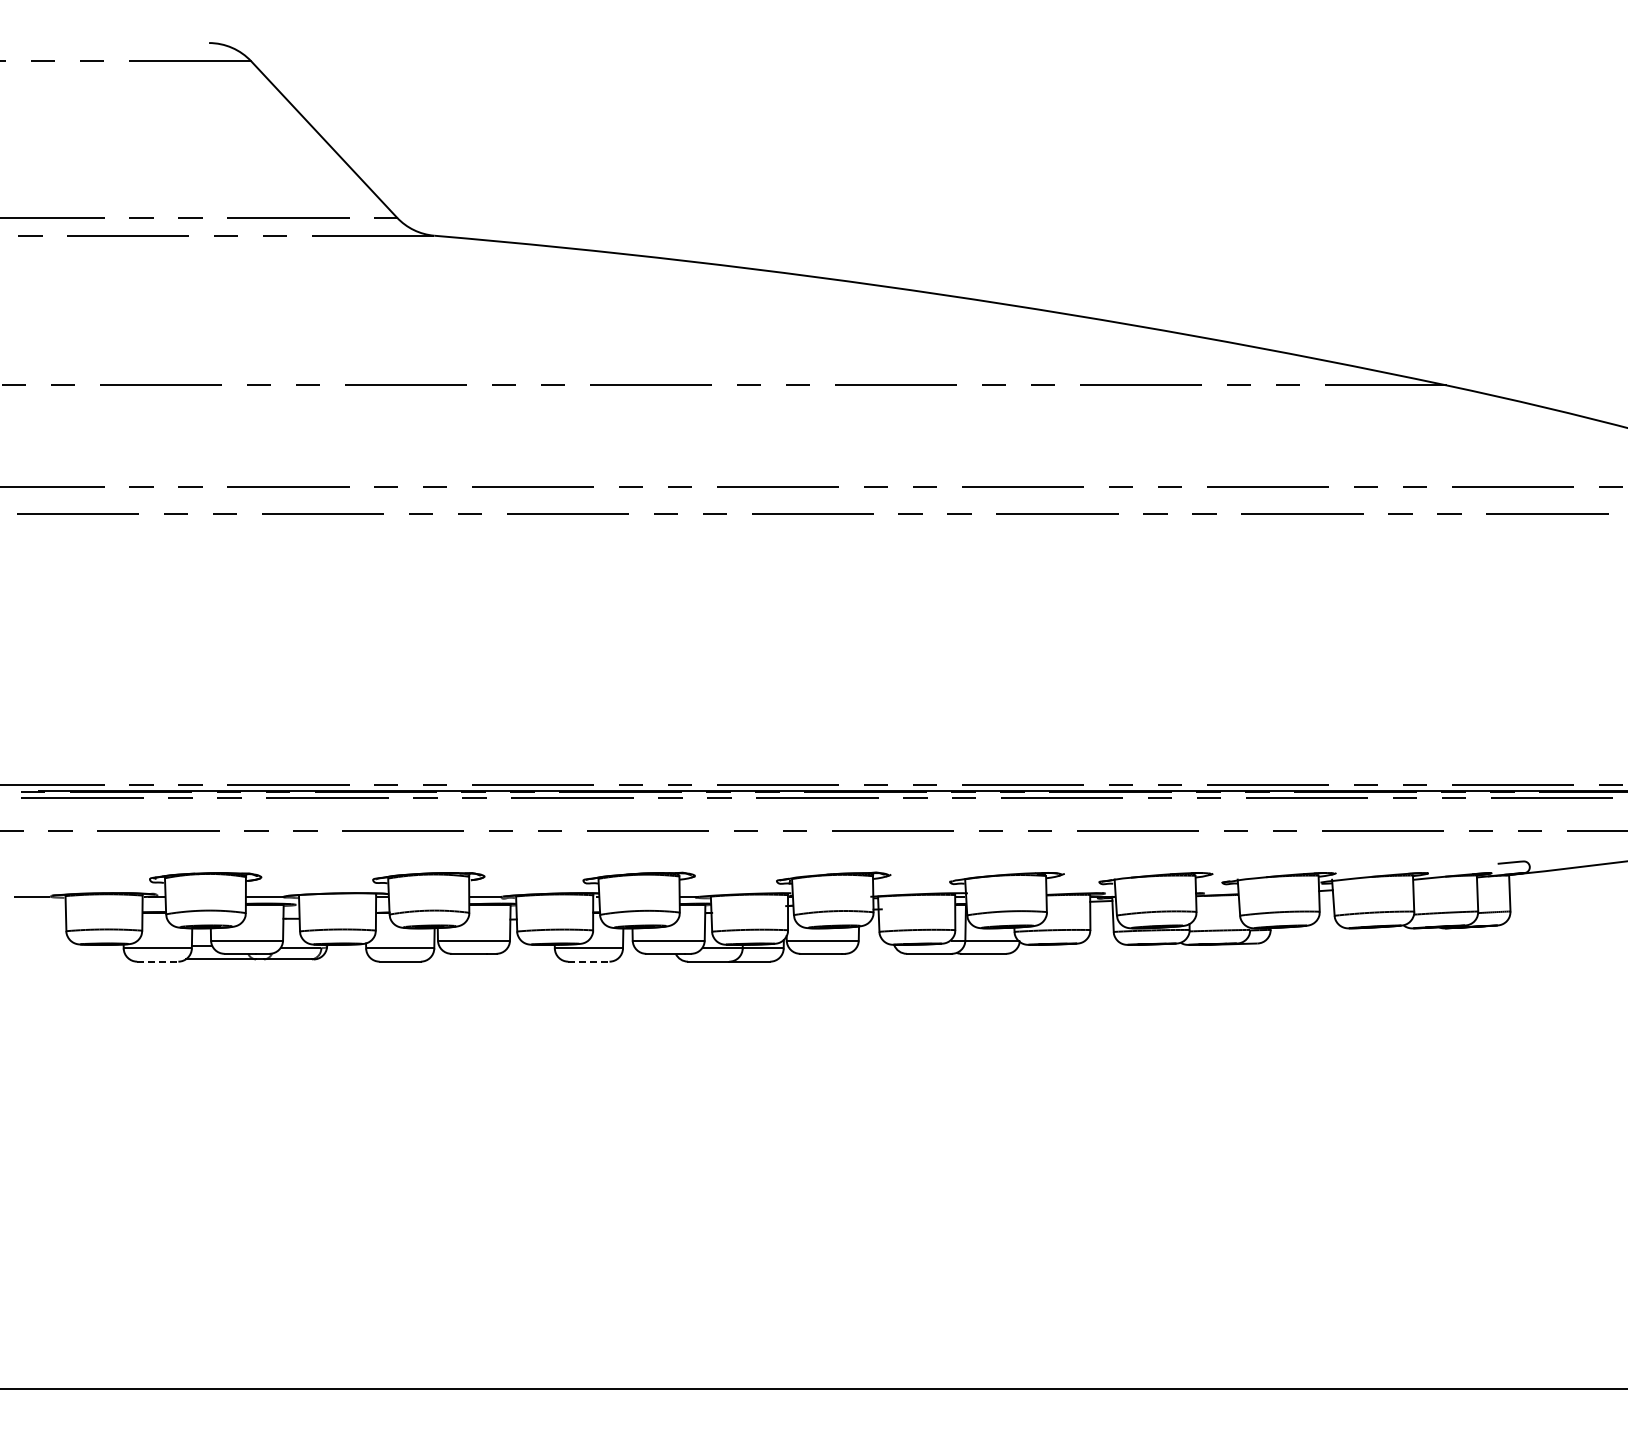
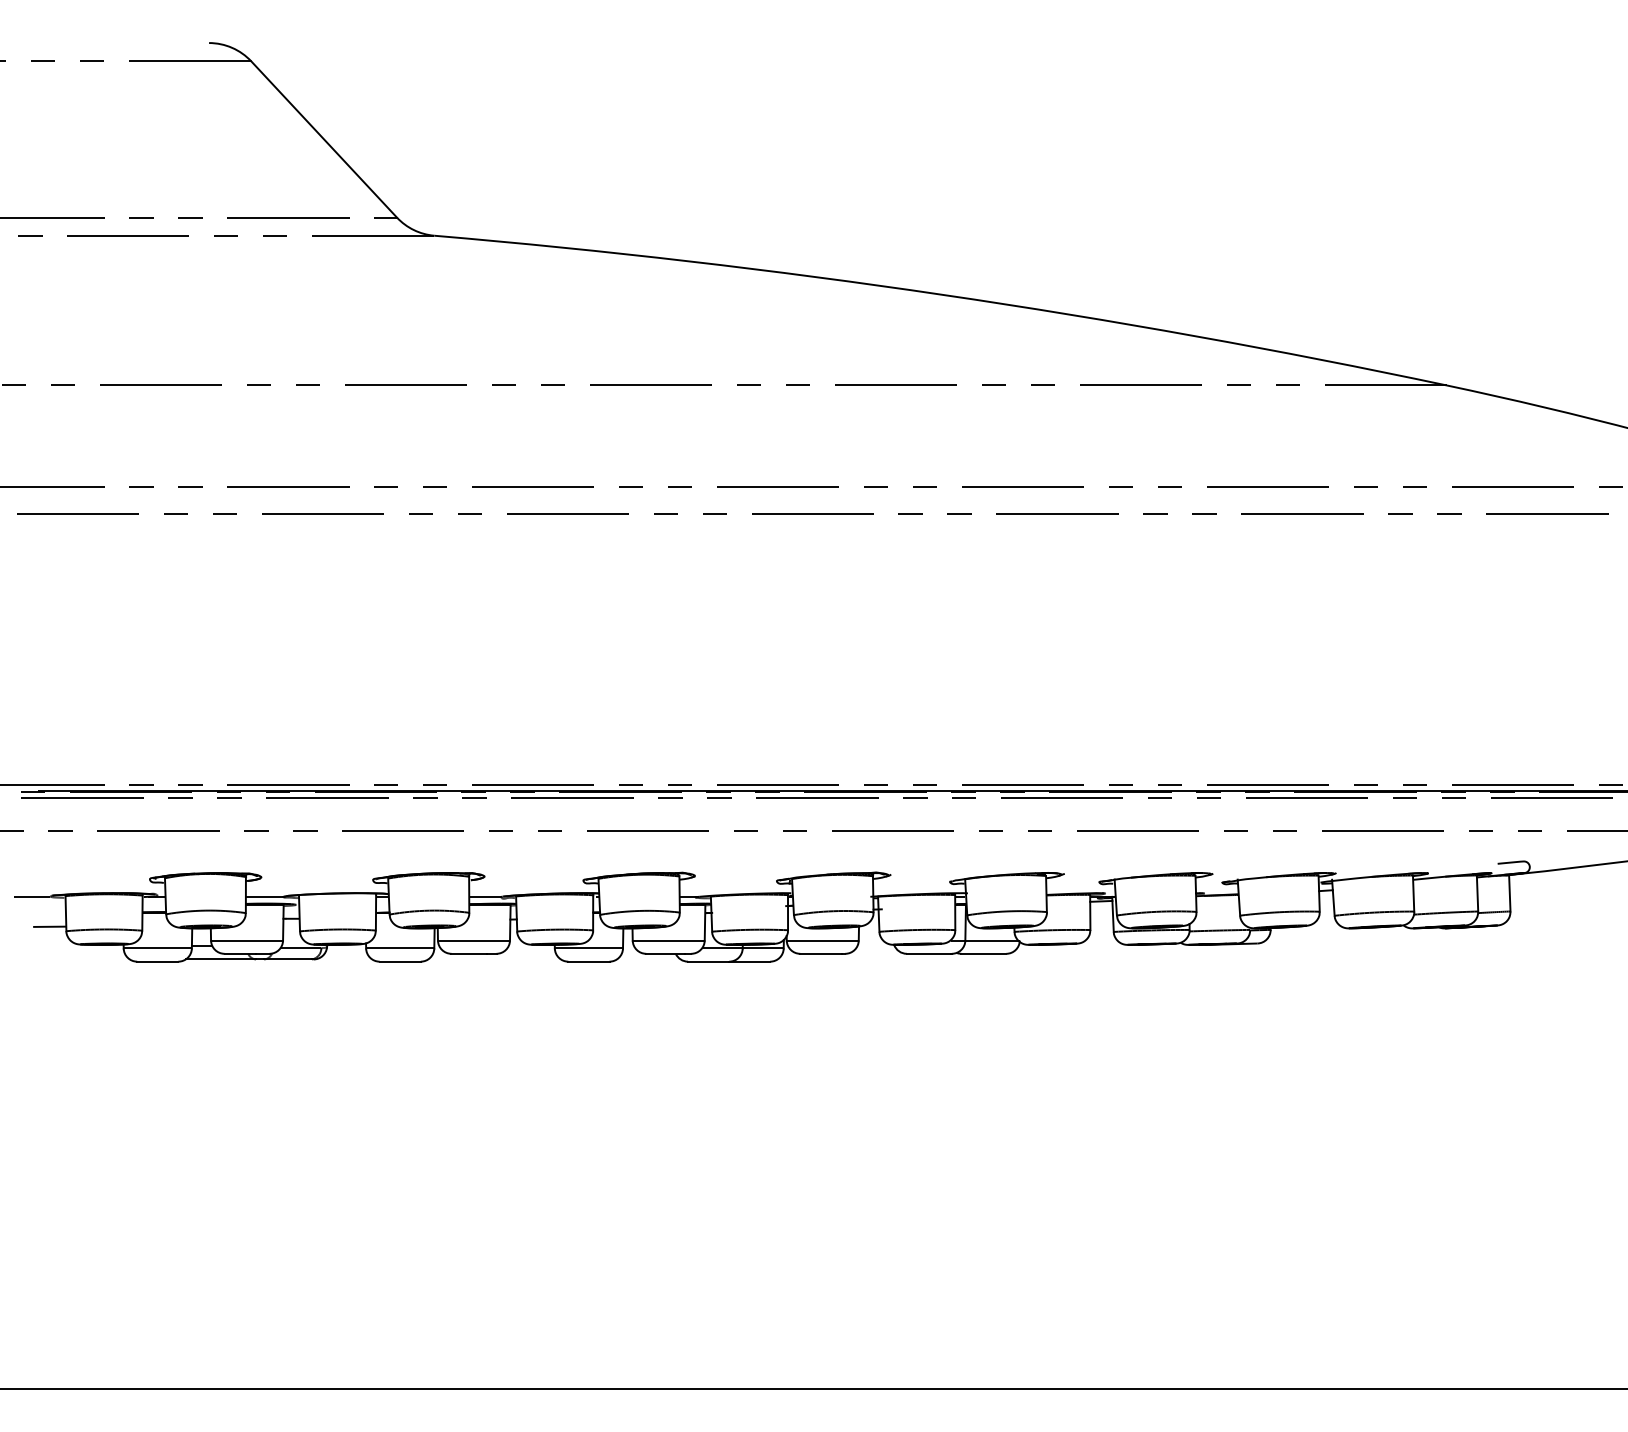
line: none -> present (50, 926)
line: dashed -> solid (157, 961)
line: dashed -> solid (588, 961)
